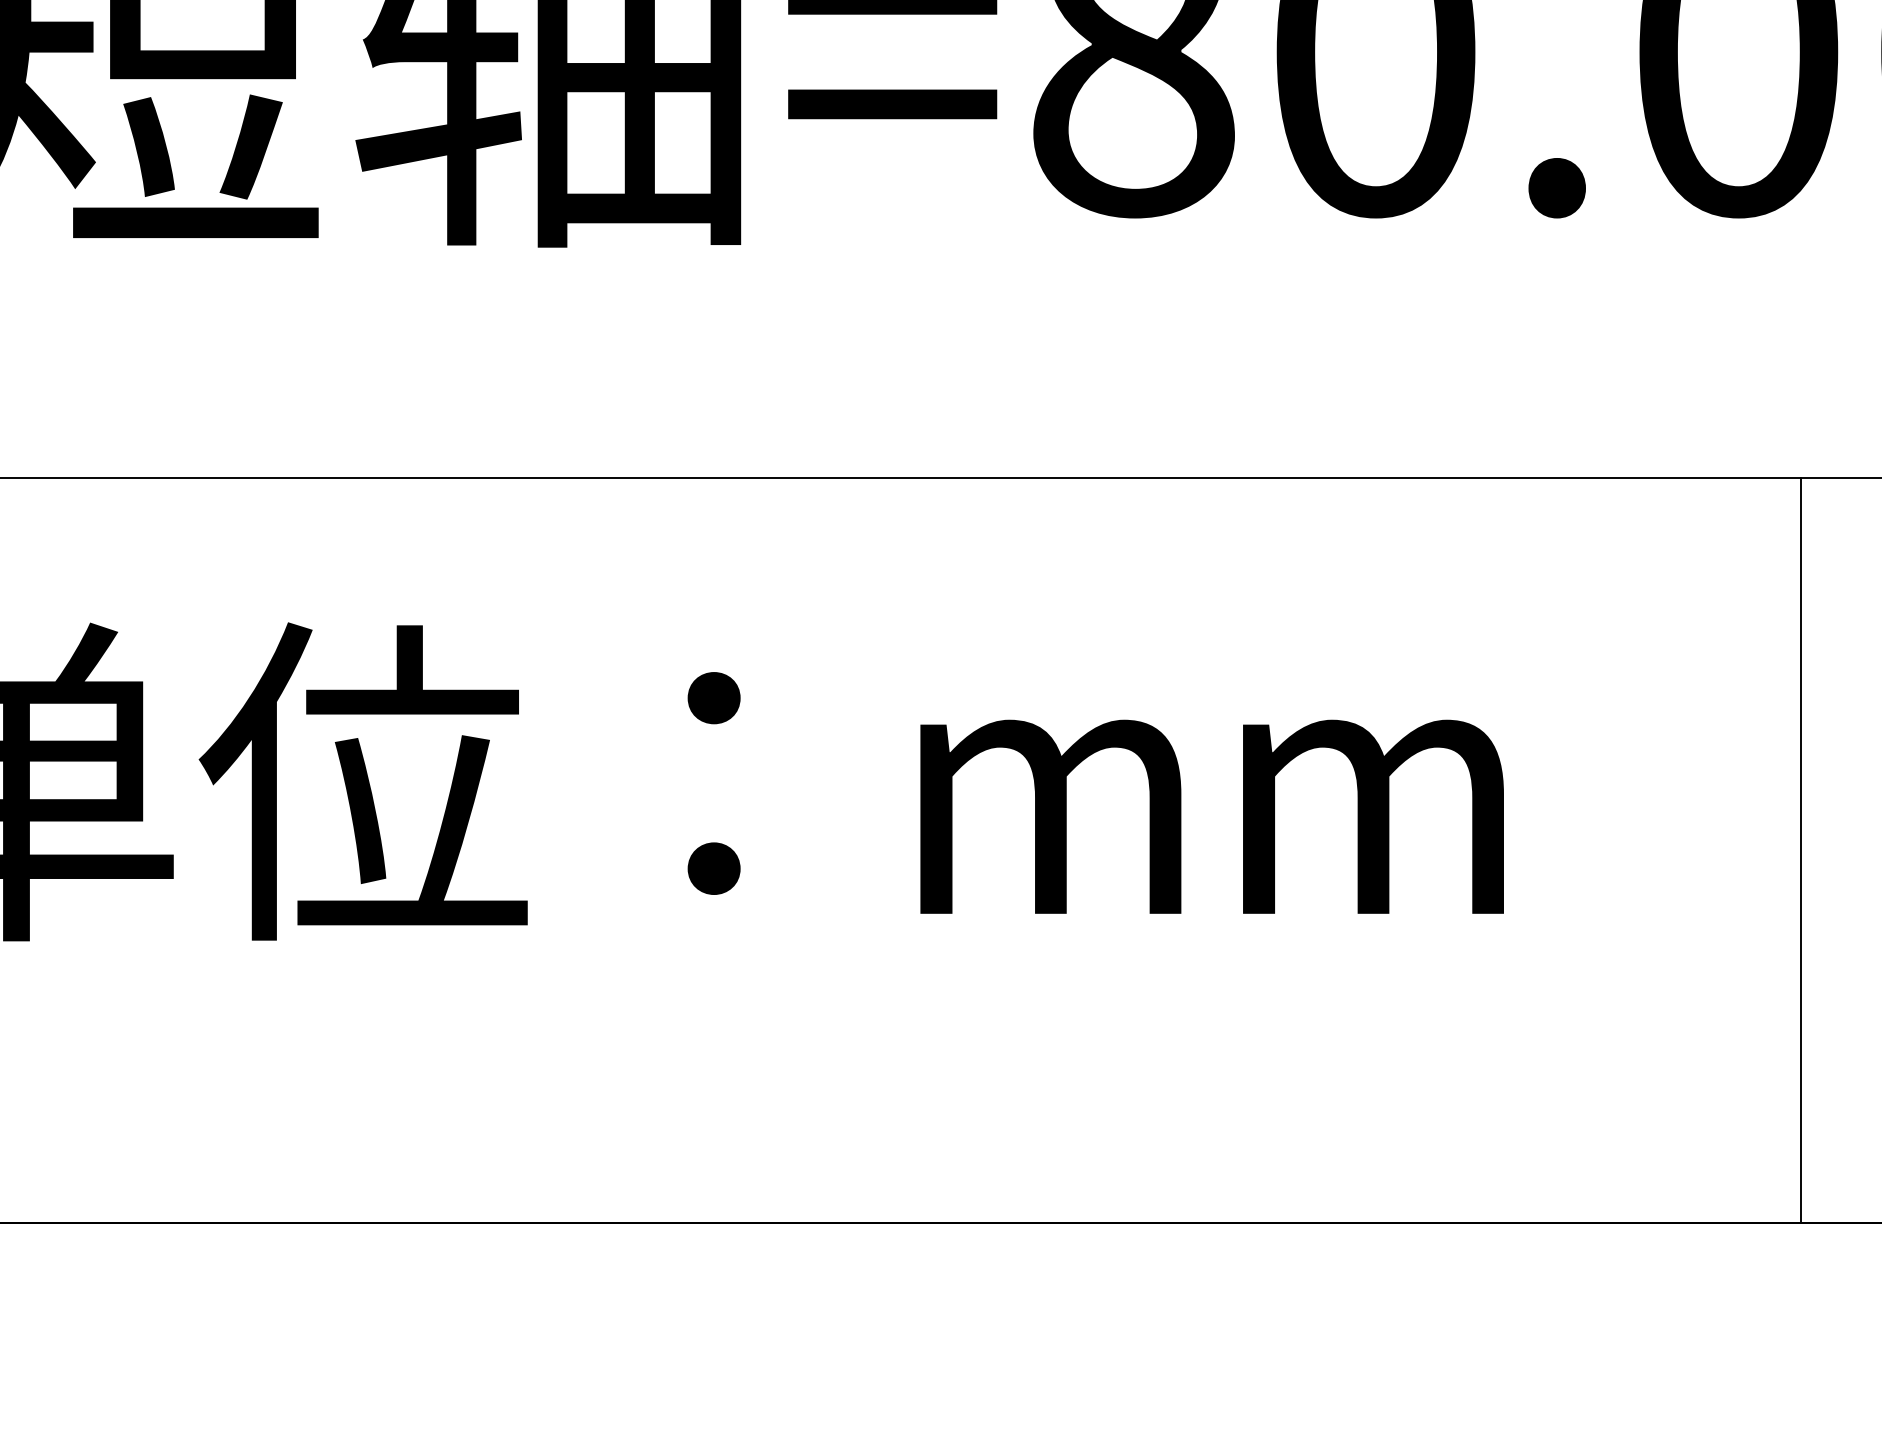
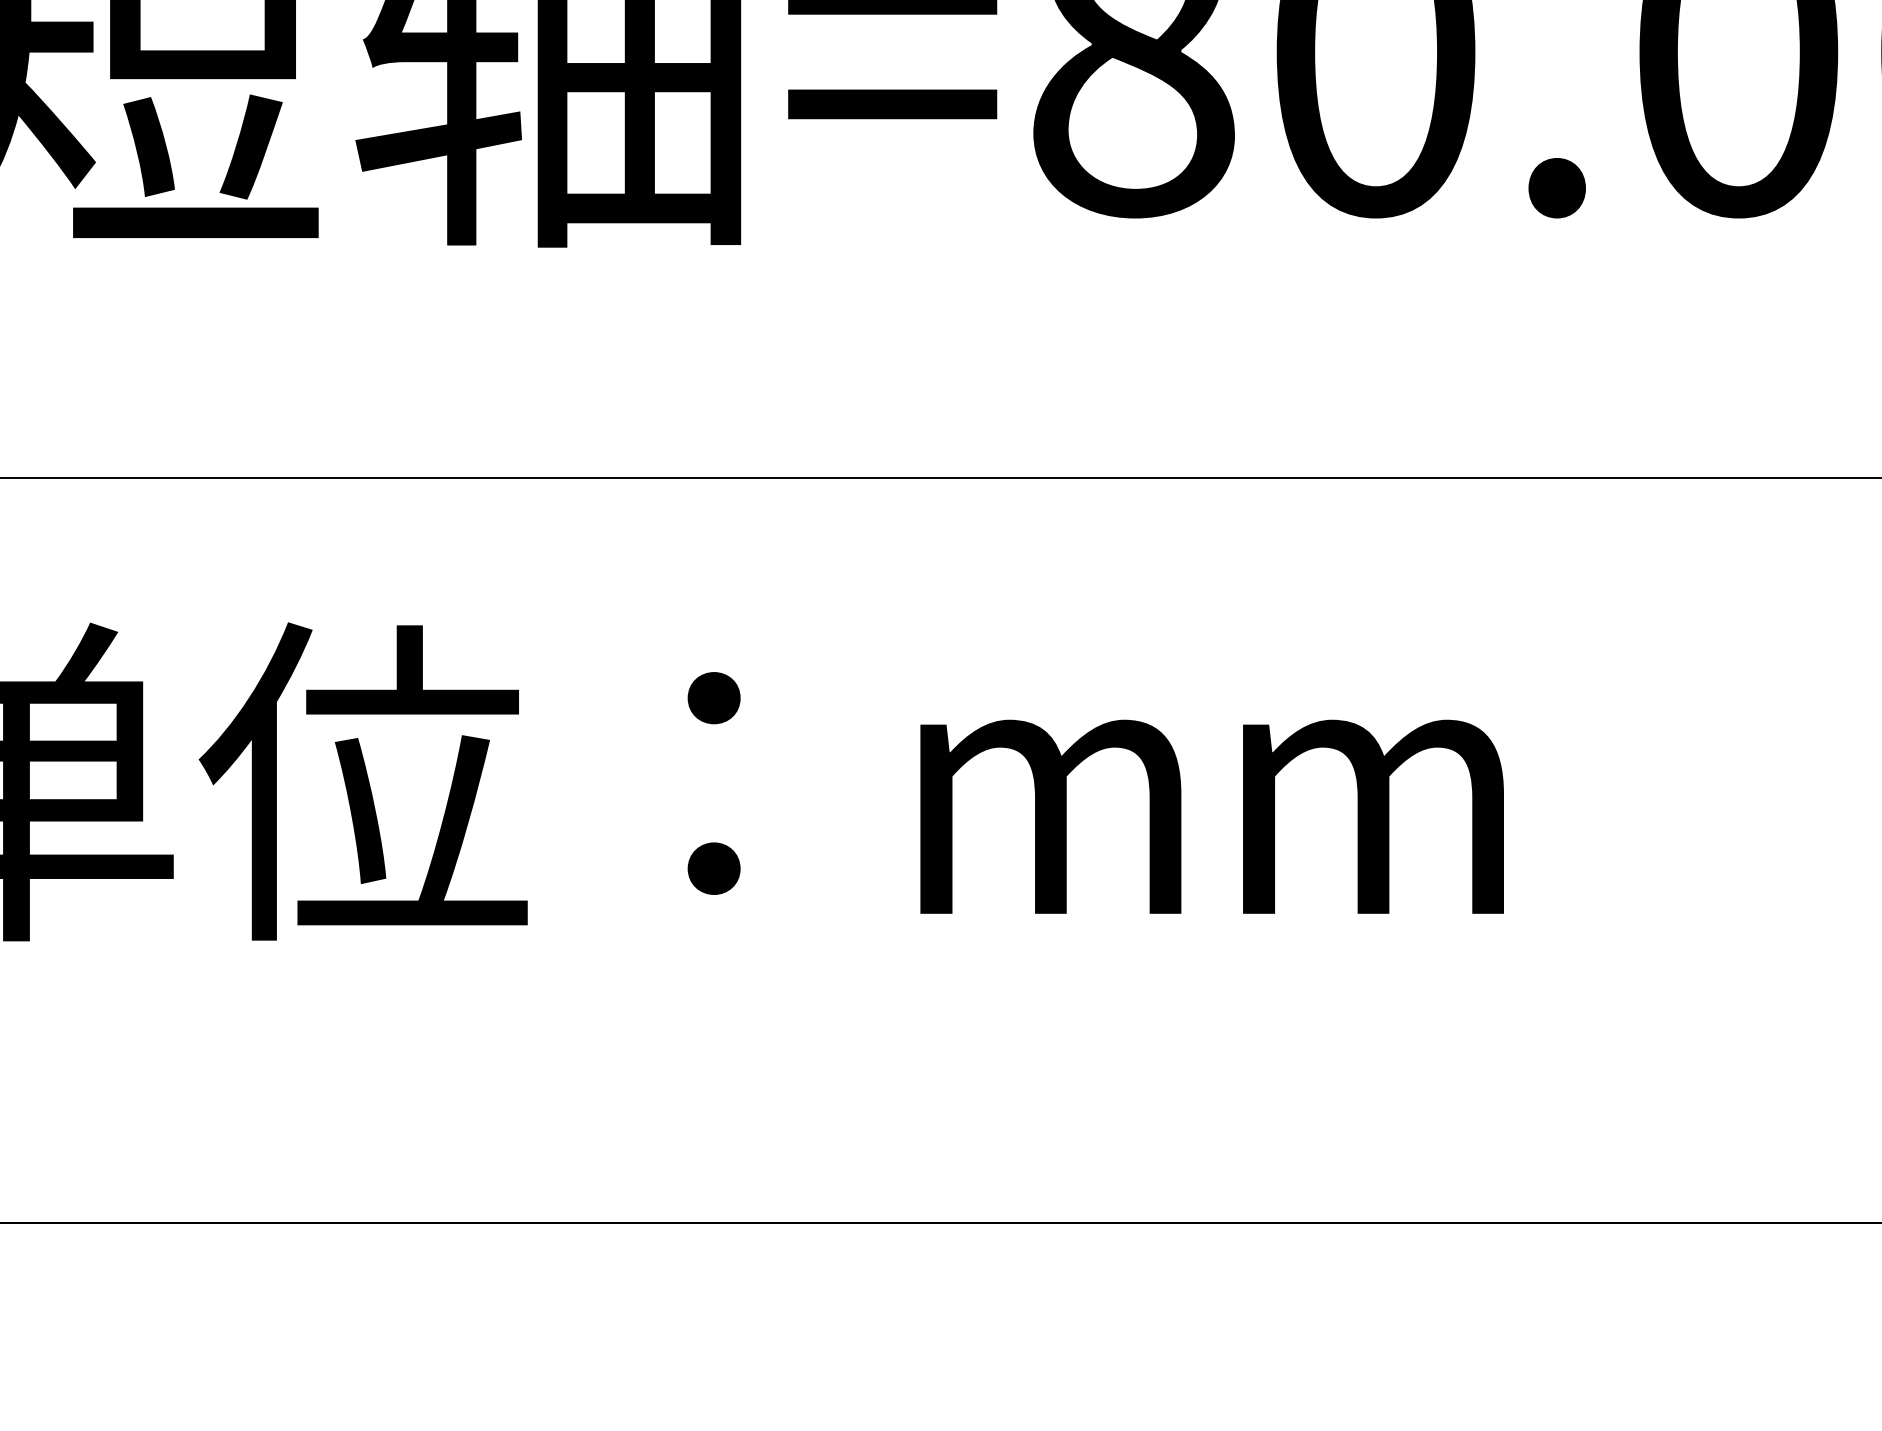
line: present -> none (1800, 850)
